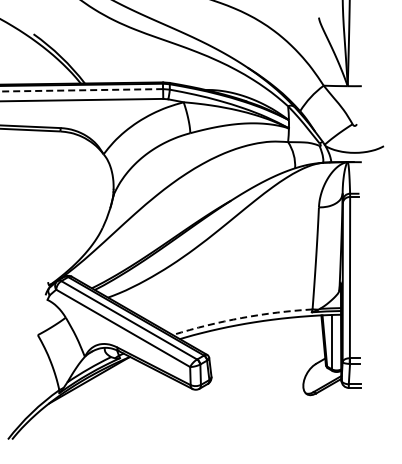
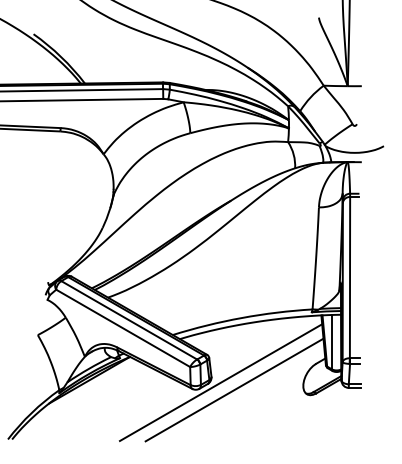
line: dashed -> solid (81, 90)
arc: dashed -> solid (241, 317)
line: none -> present (220, 382)
line: none -> present (234, 389)
